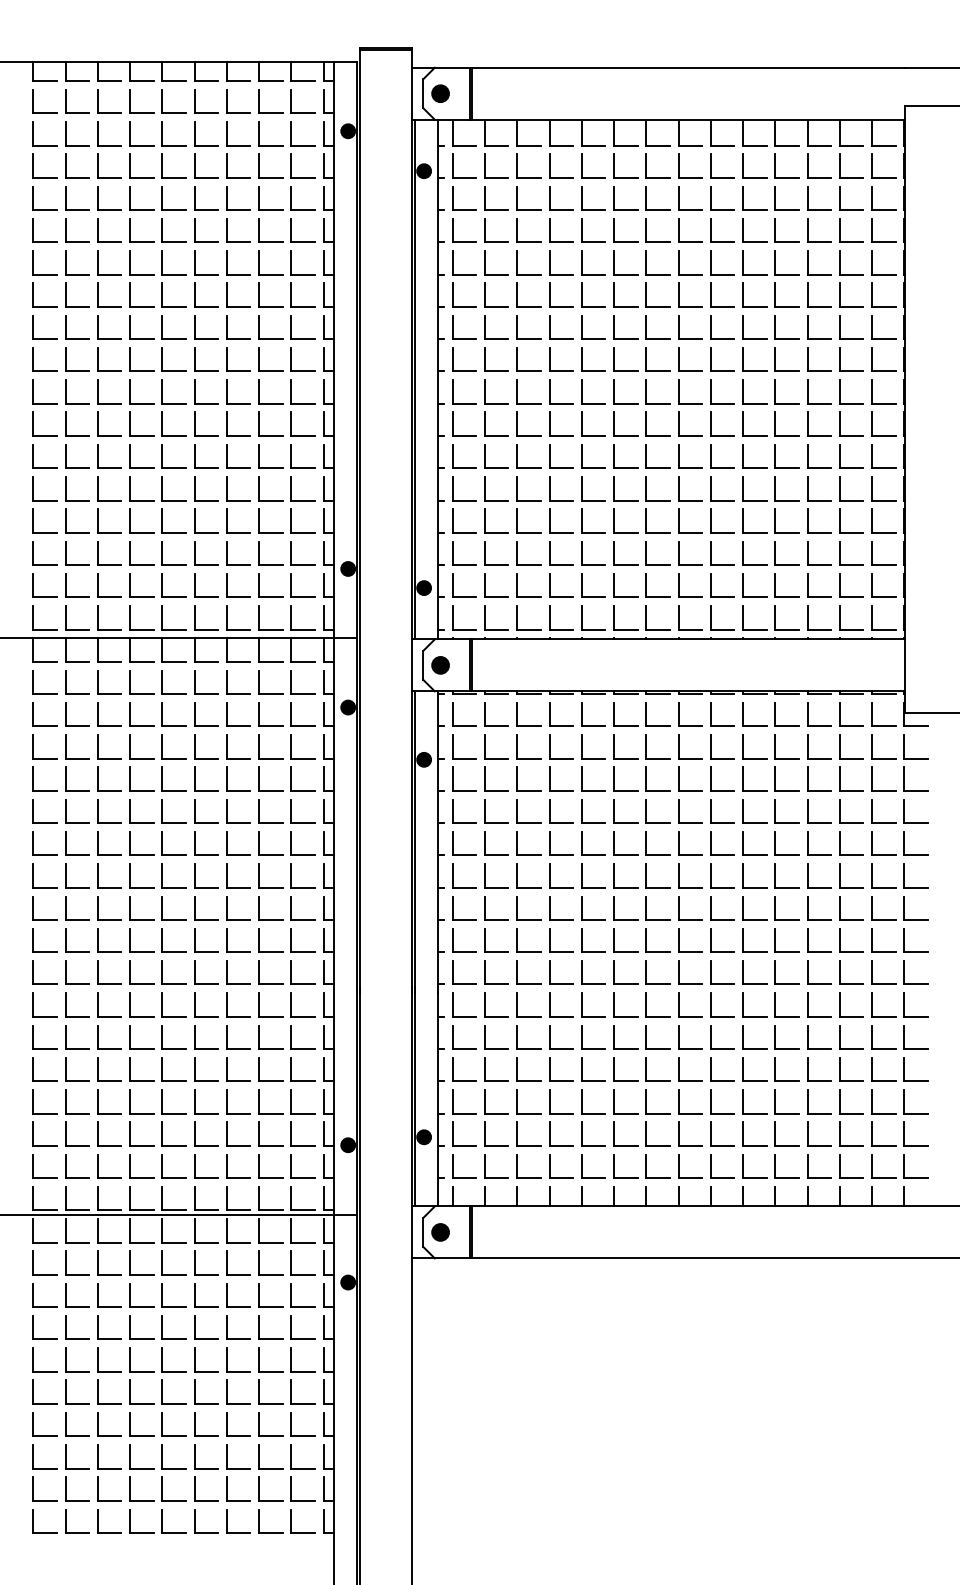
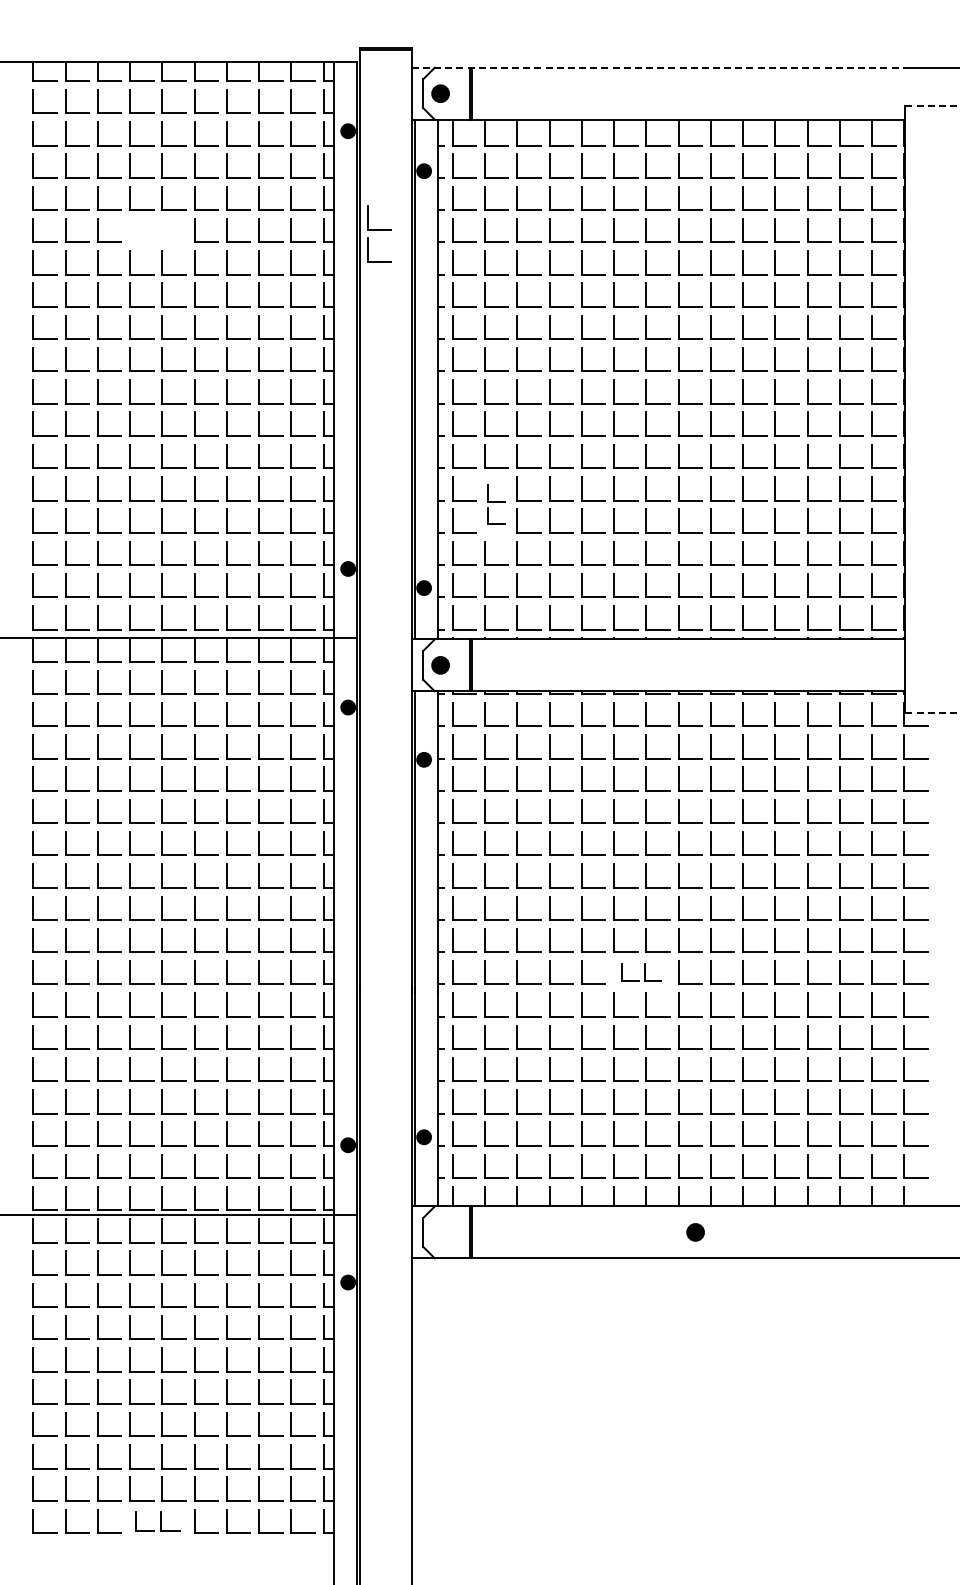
line: solid -> dashed (658, 67)
line: solid -> dashed (932, 106)
part: present -> none (157, 230)
part: none -> present (379, 233)
part size: 25x58 px -> 19x41 px (496, 504)
line: solid -> dashed (932, 712)
part size: 58x25 px -> 41x19 px (641, 972)
part position: (440, 1232) -> (695, 1232) (695, 1232)
part size: 58x25 px -> 46x21 px (157, 1521)
